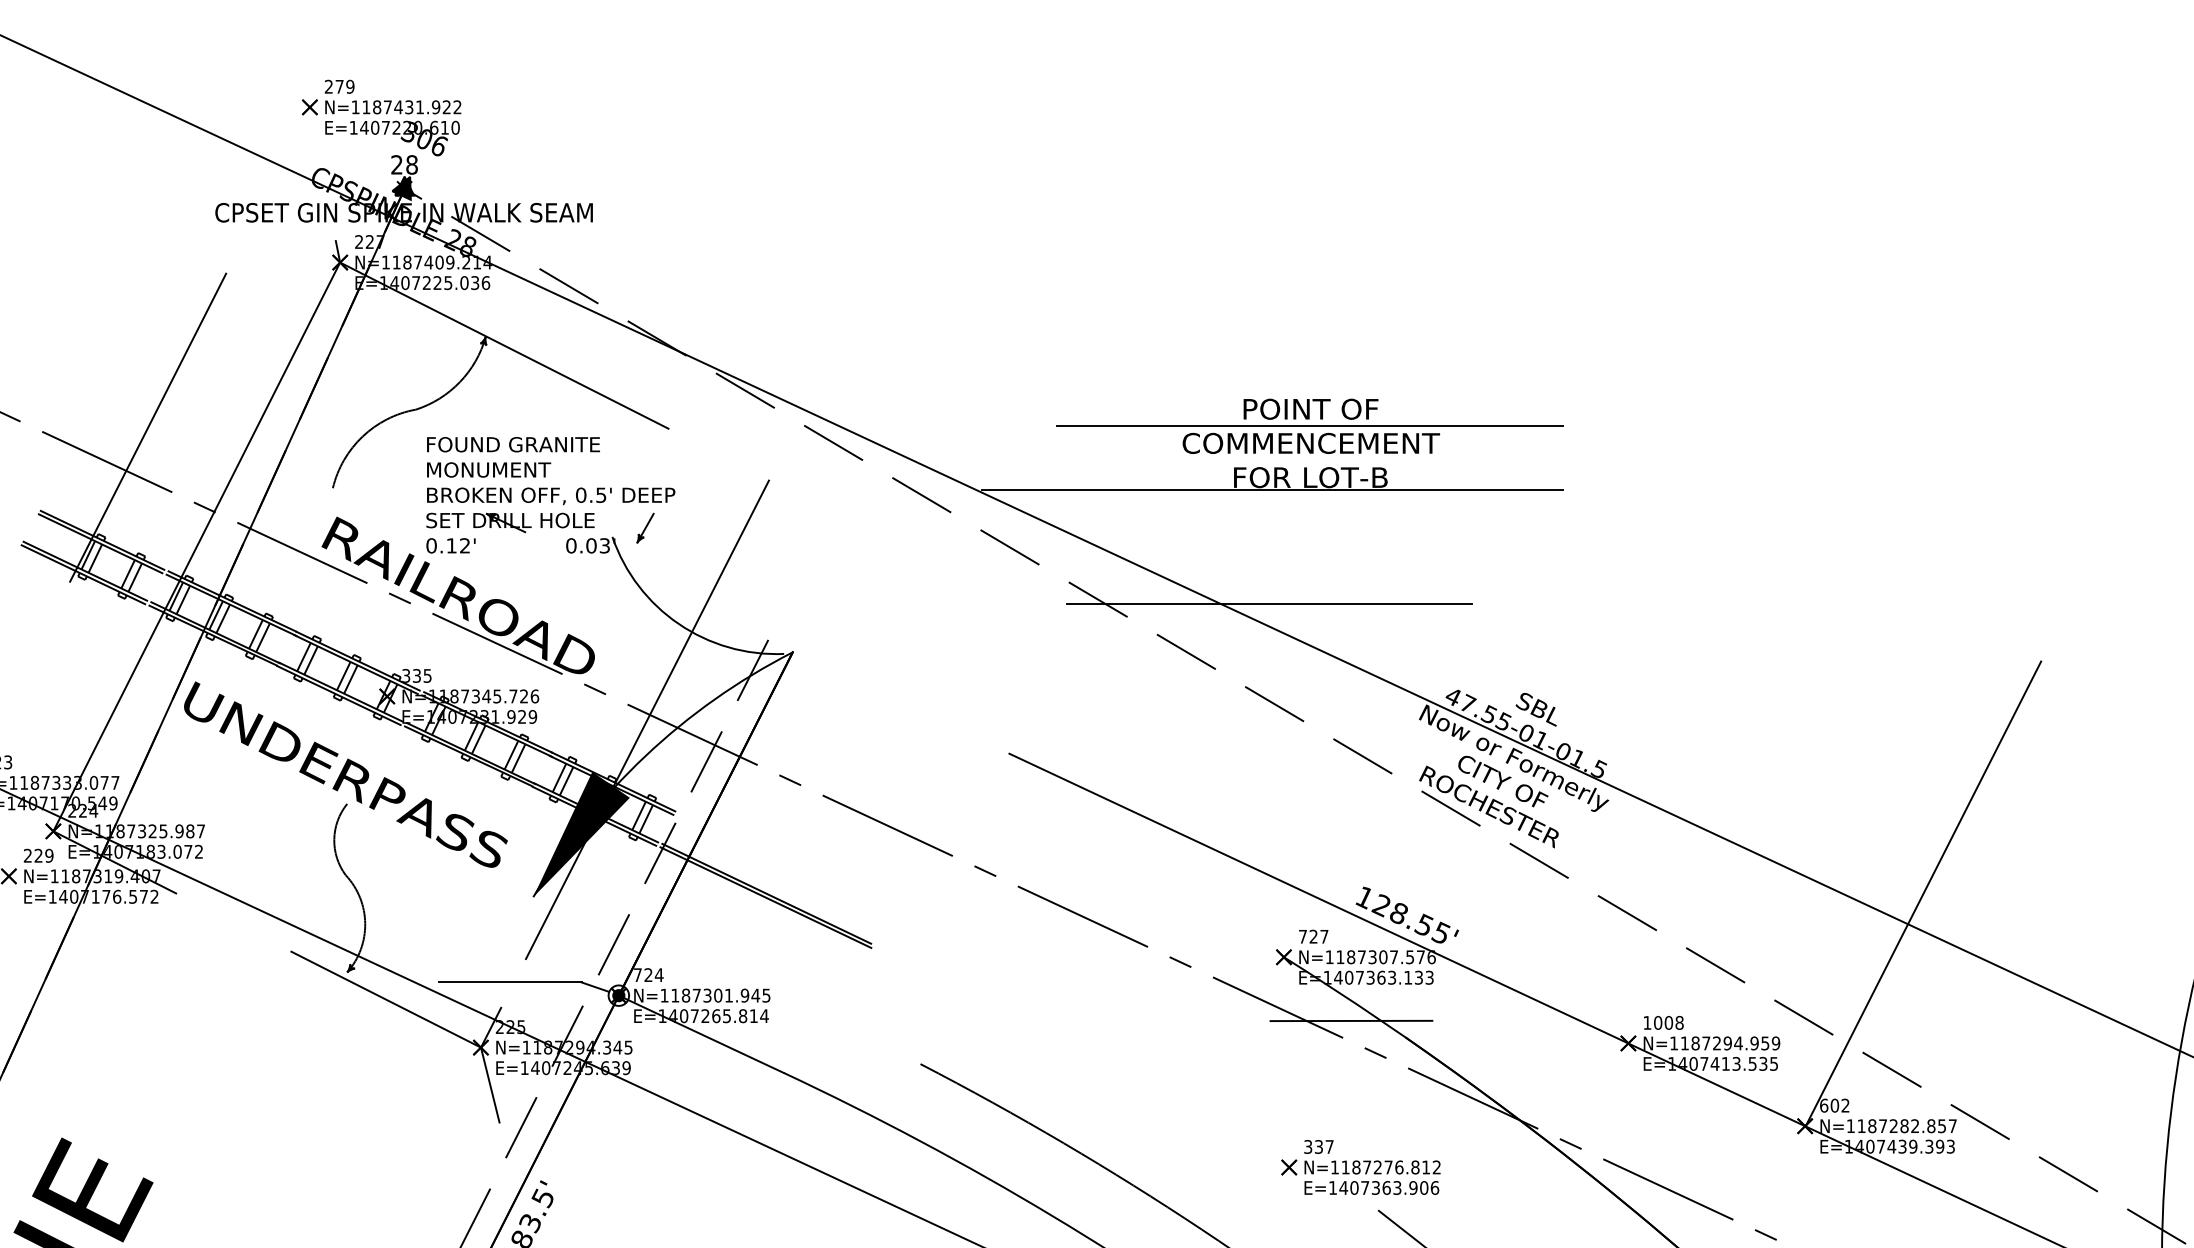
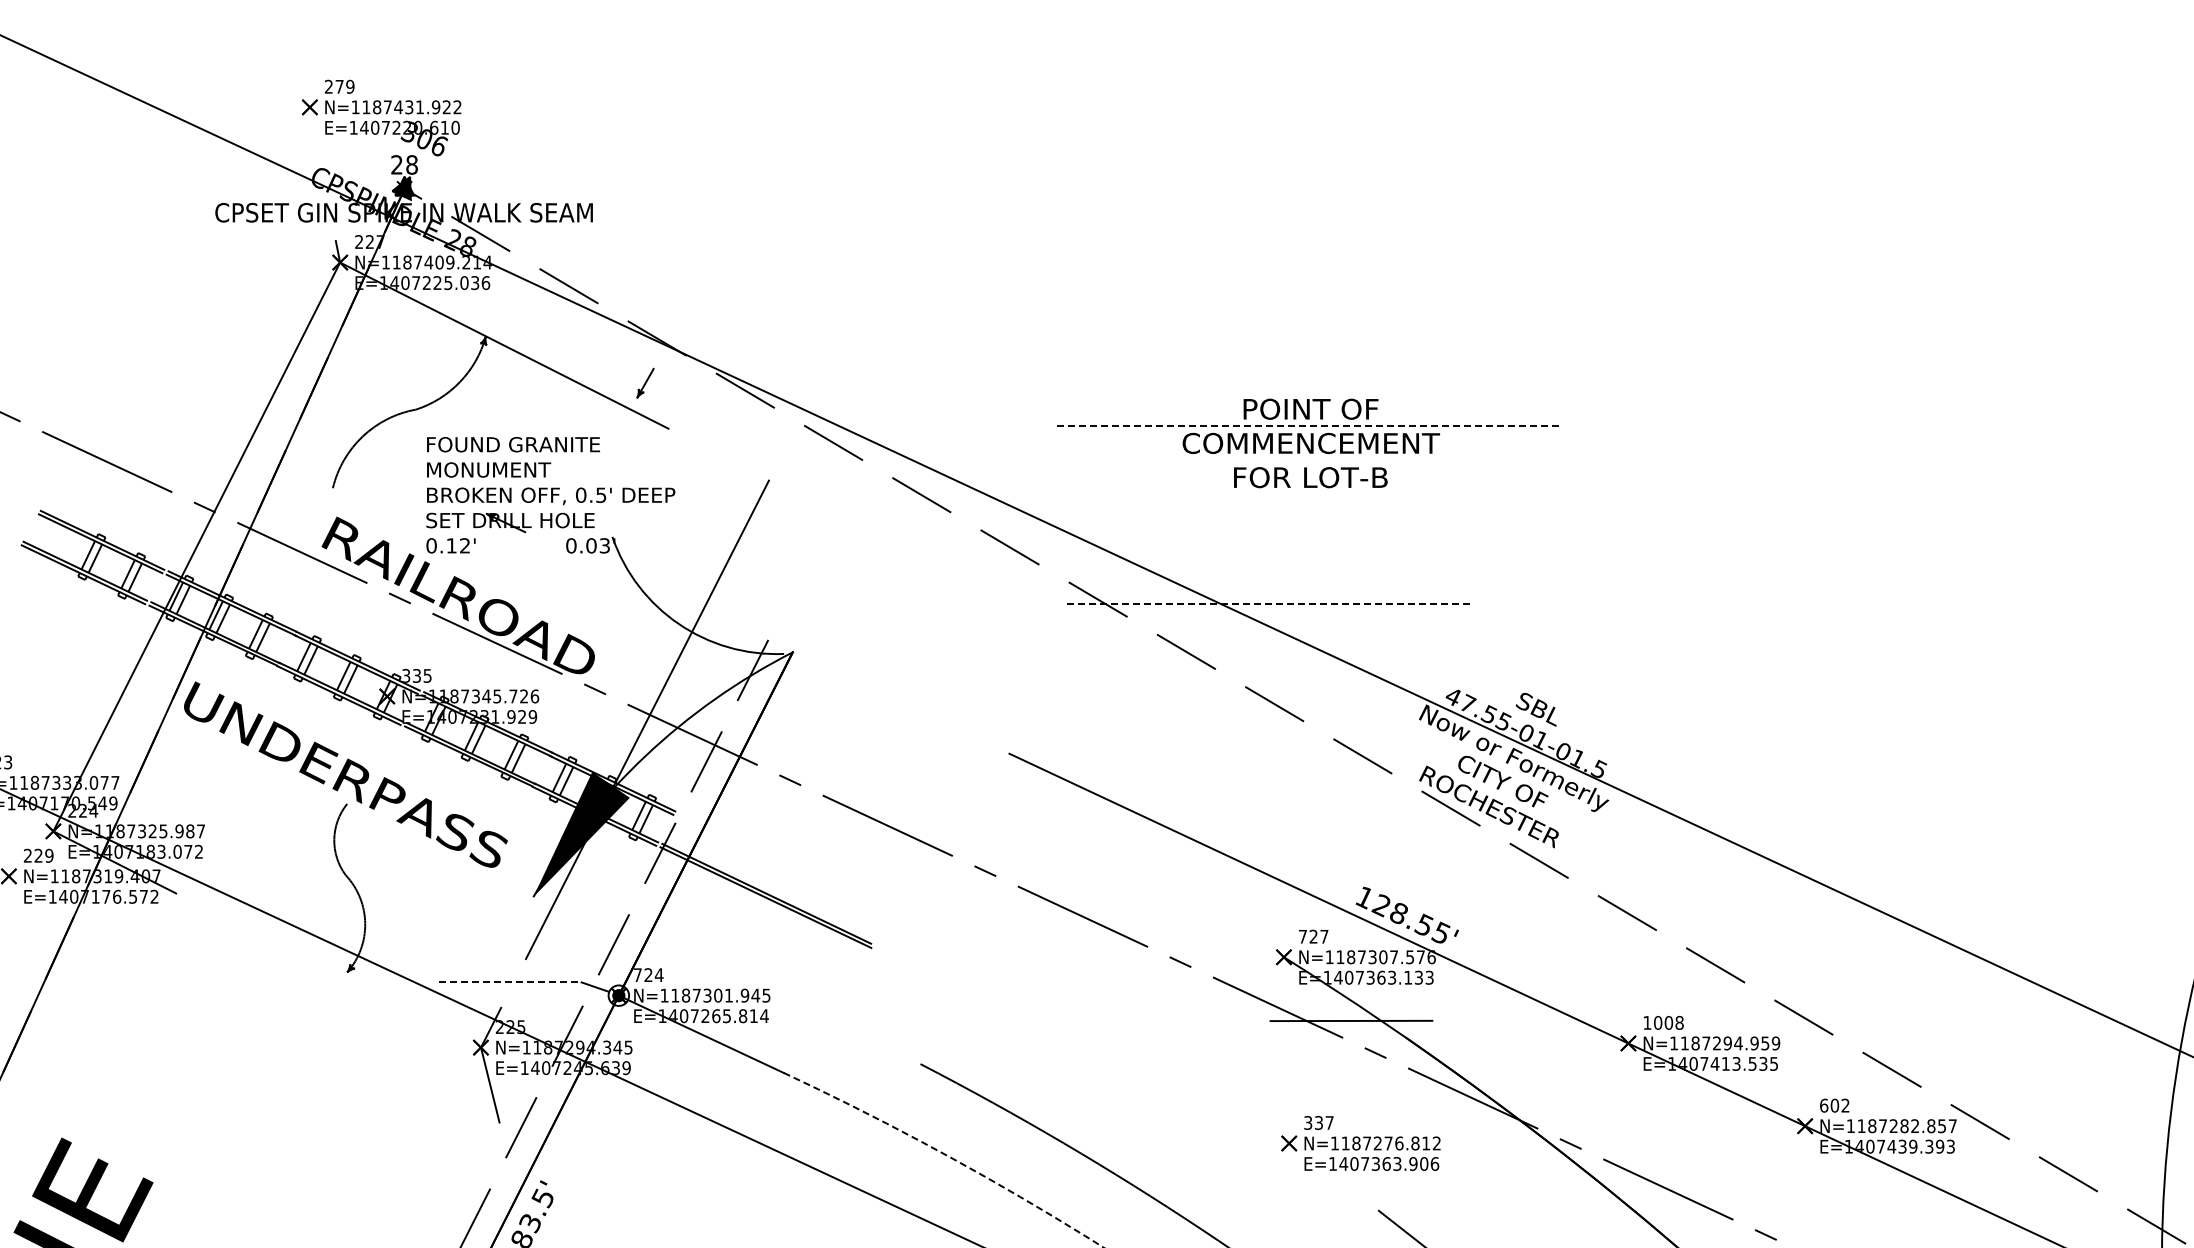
line: solid -> dashed (1309, 426)
line: present -> none (148, 427)
line: present -> none (1272, 490)
part position: (645, 527) -> (645, 382) (645, 382)
line: solid -> dashed (1269, 603)
line: present -> none (1923, 893)
line: solid -> dashed (510, 982)
line: present -> none (386, 999)
arc: solid -> dashed (946, 1155)
part position: (1360, 1167) -> (1360, 1143) (1360, 1143)
